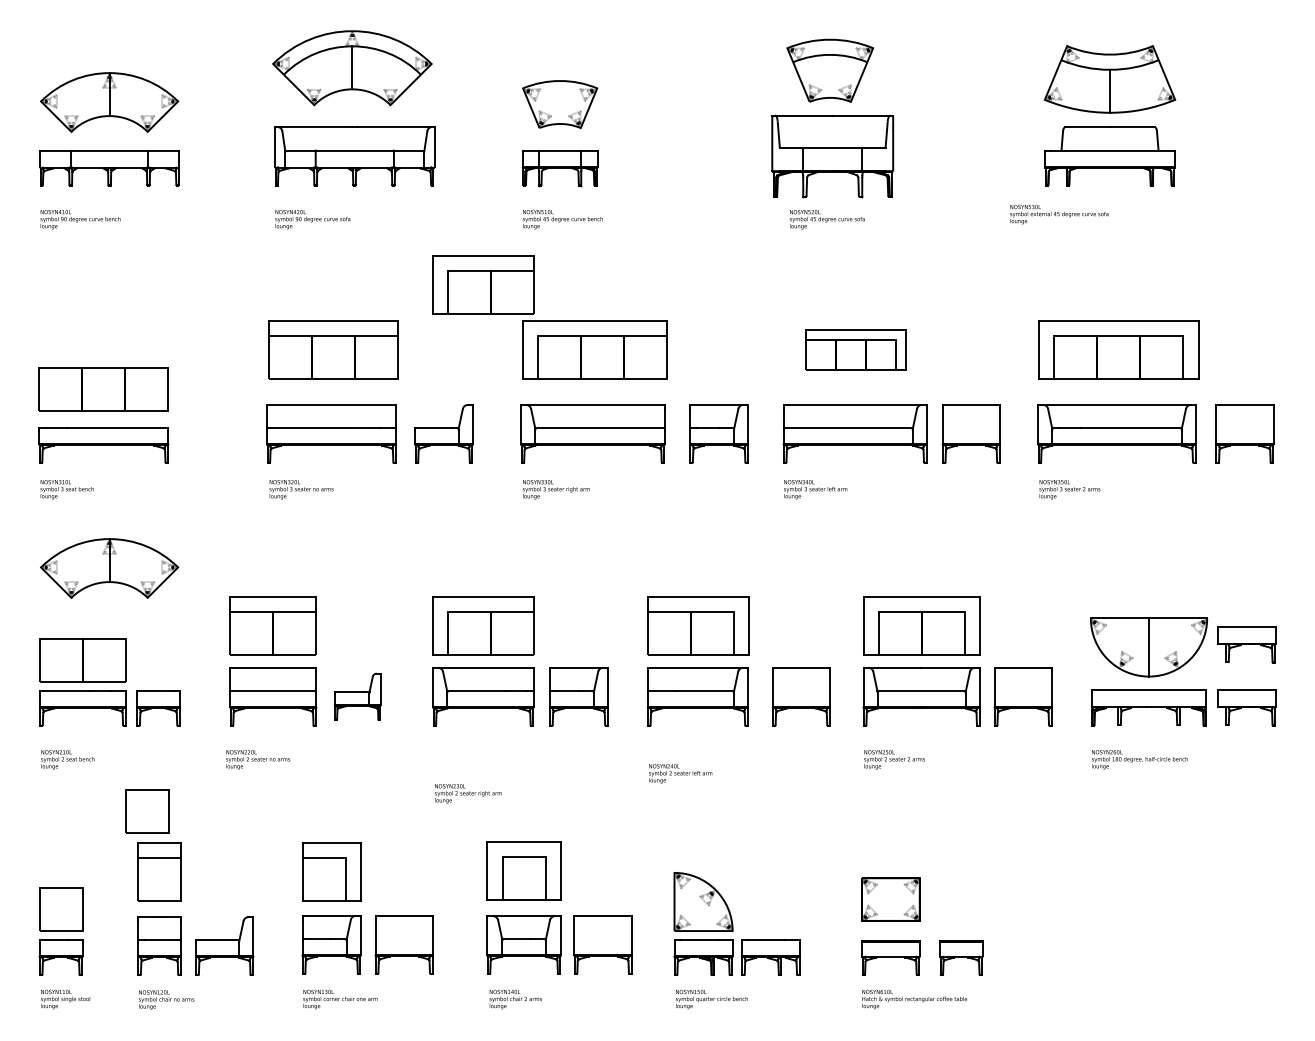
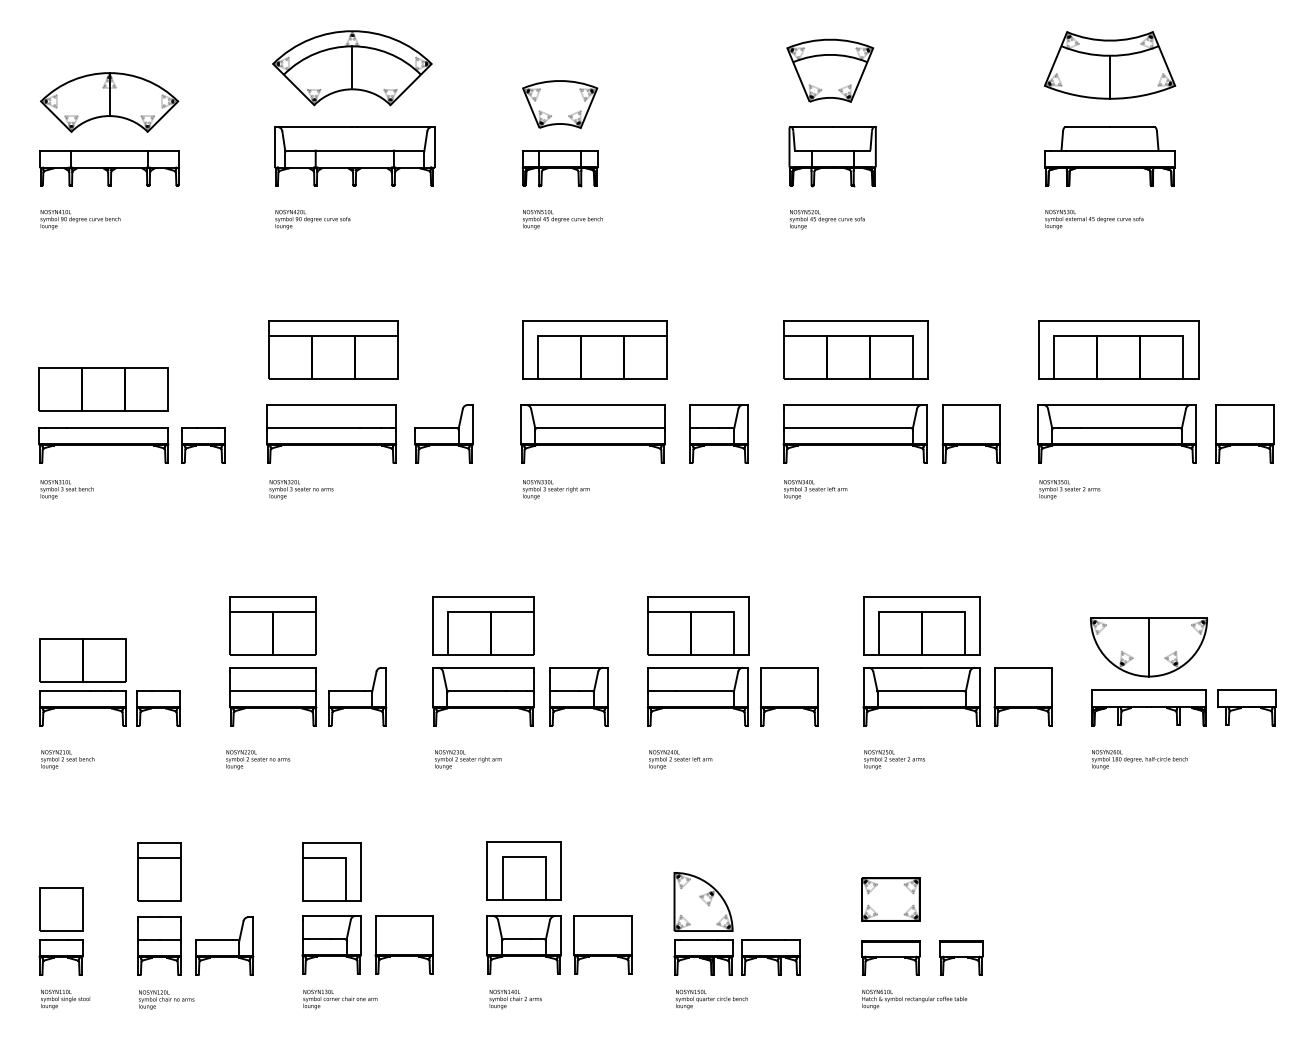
part position: (1109, 79) -> (1109, 65) (1109, 65)
part size: 124x85 px -> 89x62 px (832, 156)
text position: (1059, 214) -> (1094, 219) (1094, 219)
part: present -> none (483, 284)
part size: 102x42 px -> 146x60 px (855, 349)
part: none -> present (203, 445)
part: present -> none (109, 568)
part: present -> none (1246, 644)
part size: 48x49 px -> 60x60 px (357, 696)
part position: (801, 696) -> (789, 696) (789, 696)
text position: (680, 773) -> (680, 759) (680, 759)
text position: (468, 793) -> (468, 759) (468, 759)
part: present -> none (147, 811)
